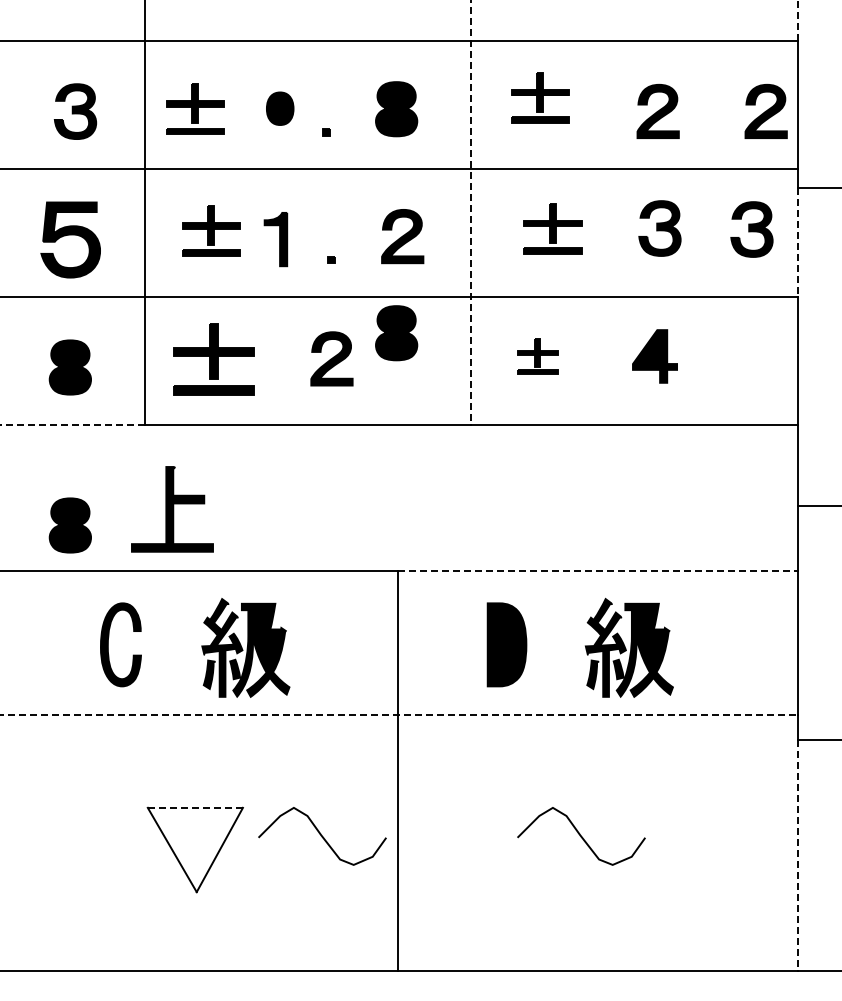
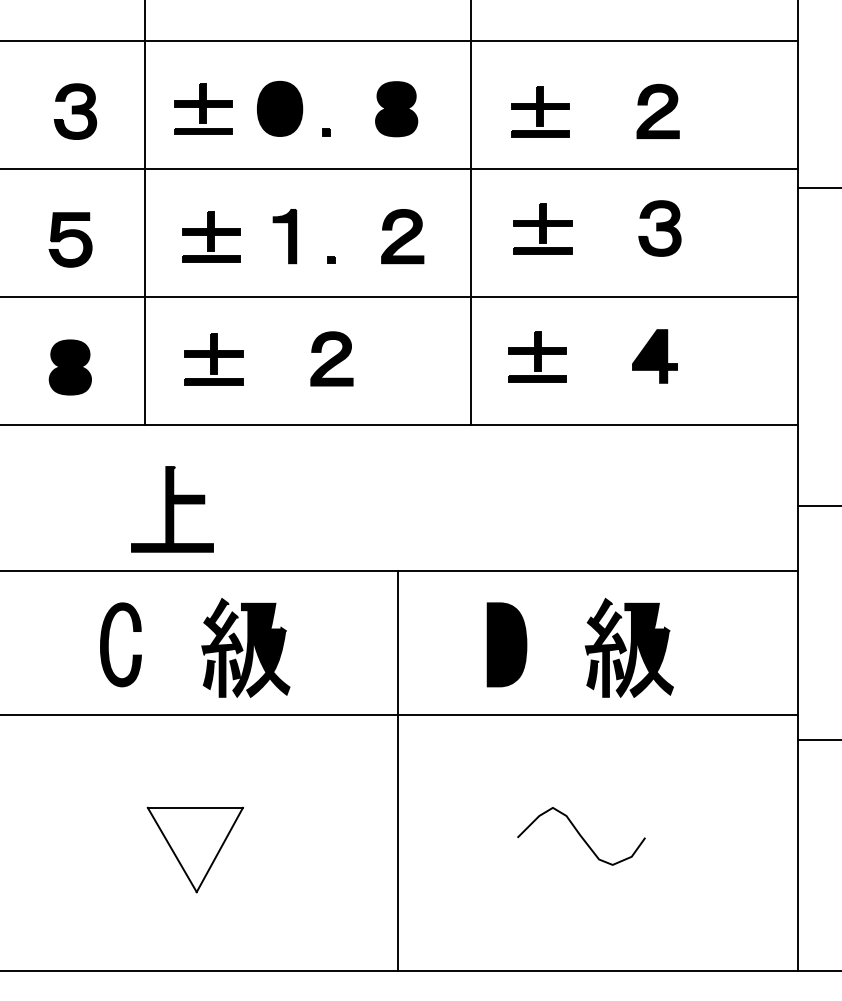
line: dashed -> solid (797, 21)
part position: (540, 97) -> (540, 111) (540, 111)
part position: (195, 108) -> (203, 108) (203, 108)
part size: 29x35 px -> 47x57 px (280, 108)
part: present -> none (765, 111)
line: dashed -> solid (471, 212)
part position: (552, 228) -> (542, 228) (542, 228)
part: present -> none (751, 229)
part position: (211, 230) -> (211, 236) (211, 236)
part size: 61x78 px -> 45x56 px (70, 239)
part position: (275, 239) -> (284, 236) (284, 236)
line: dashed -> solid (797, 242)
part: present -> none (396, 333)
part size: 42x37 px -> 59x52 px (537, 356)
part size: 82x73 px -> 60x53 px (213, 359)
line: dashed -> solid (73, 424)
part: present -> none (69, 525)
line: dashed -> solid (597, 571)
line: dashed -> solid (399, 715)
line: dashed -> solid (195, 807)
curve: present -> none (322, 836)
line: dashed -> solid (797, 855)
